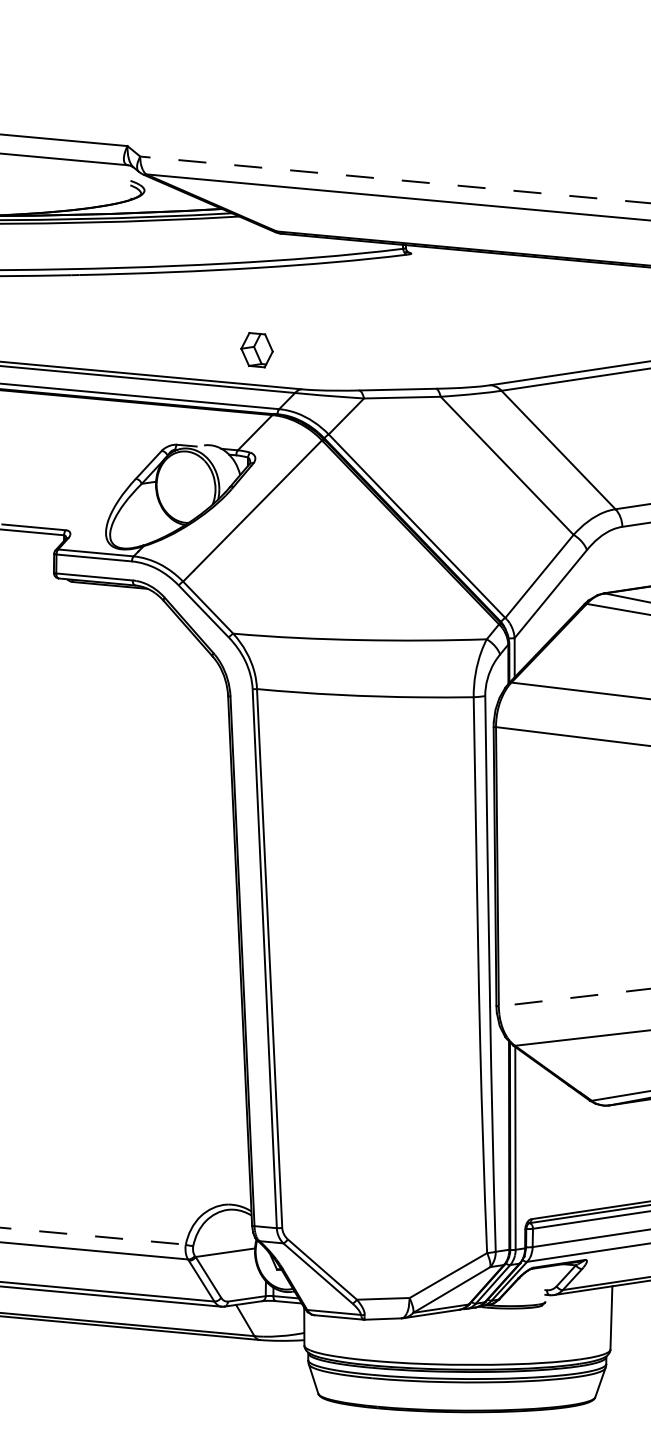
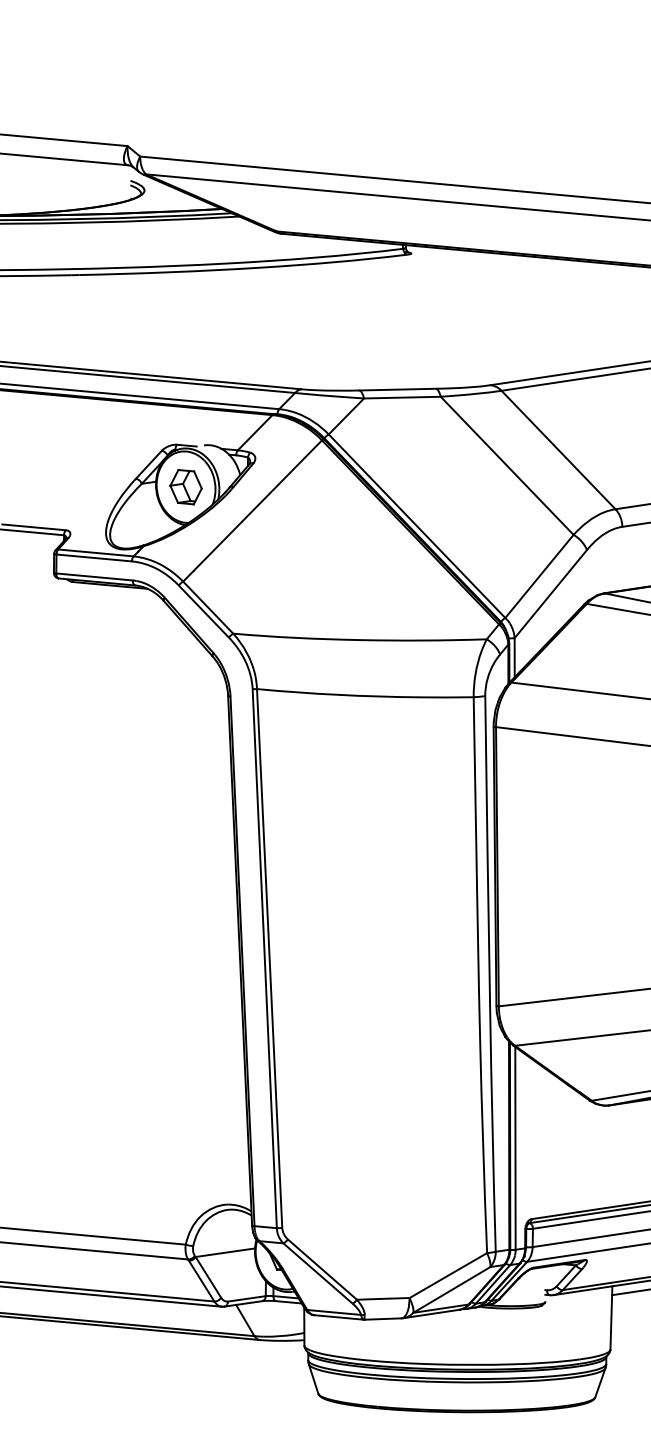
line: dashed -> solid (394, 179)
part position: (256, 350) -> (185, 487) (185, 487)
line: dashed -> solid (574, 997)
line: dashed -> solid (93, 1236)
line: none -> present (629, 1292)
